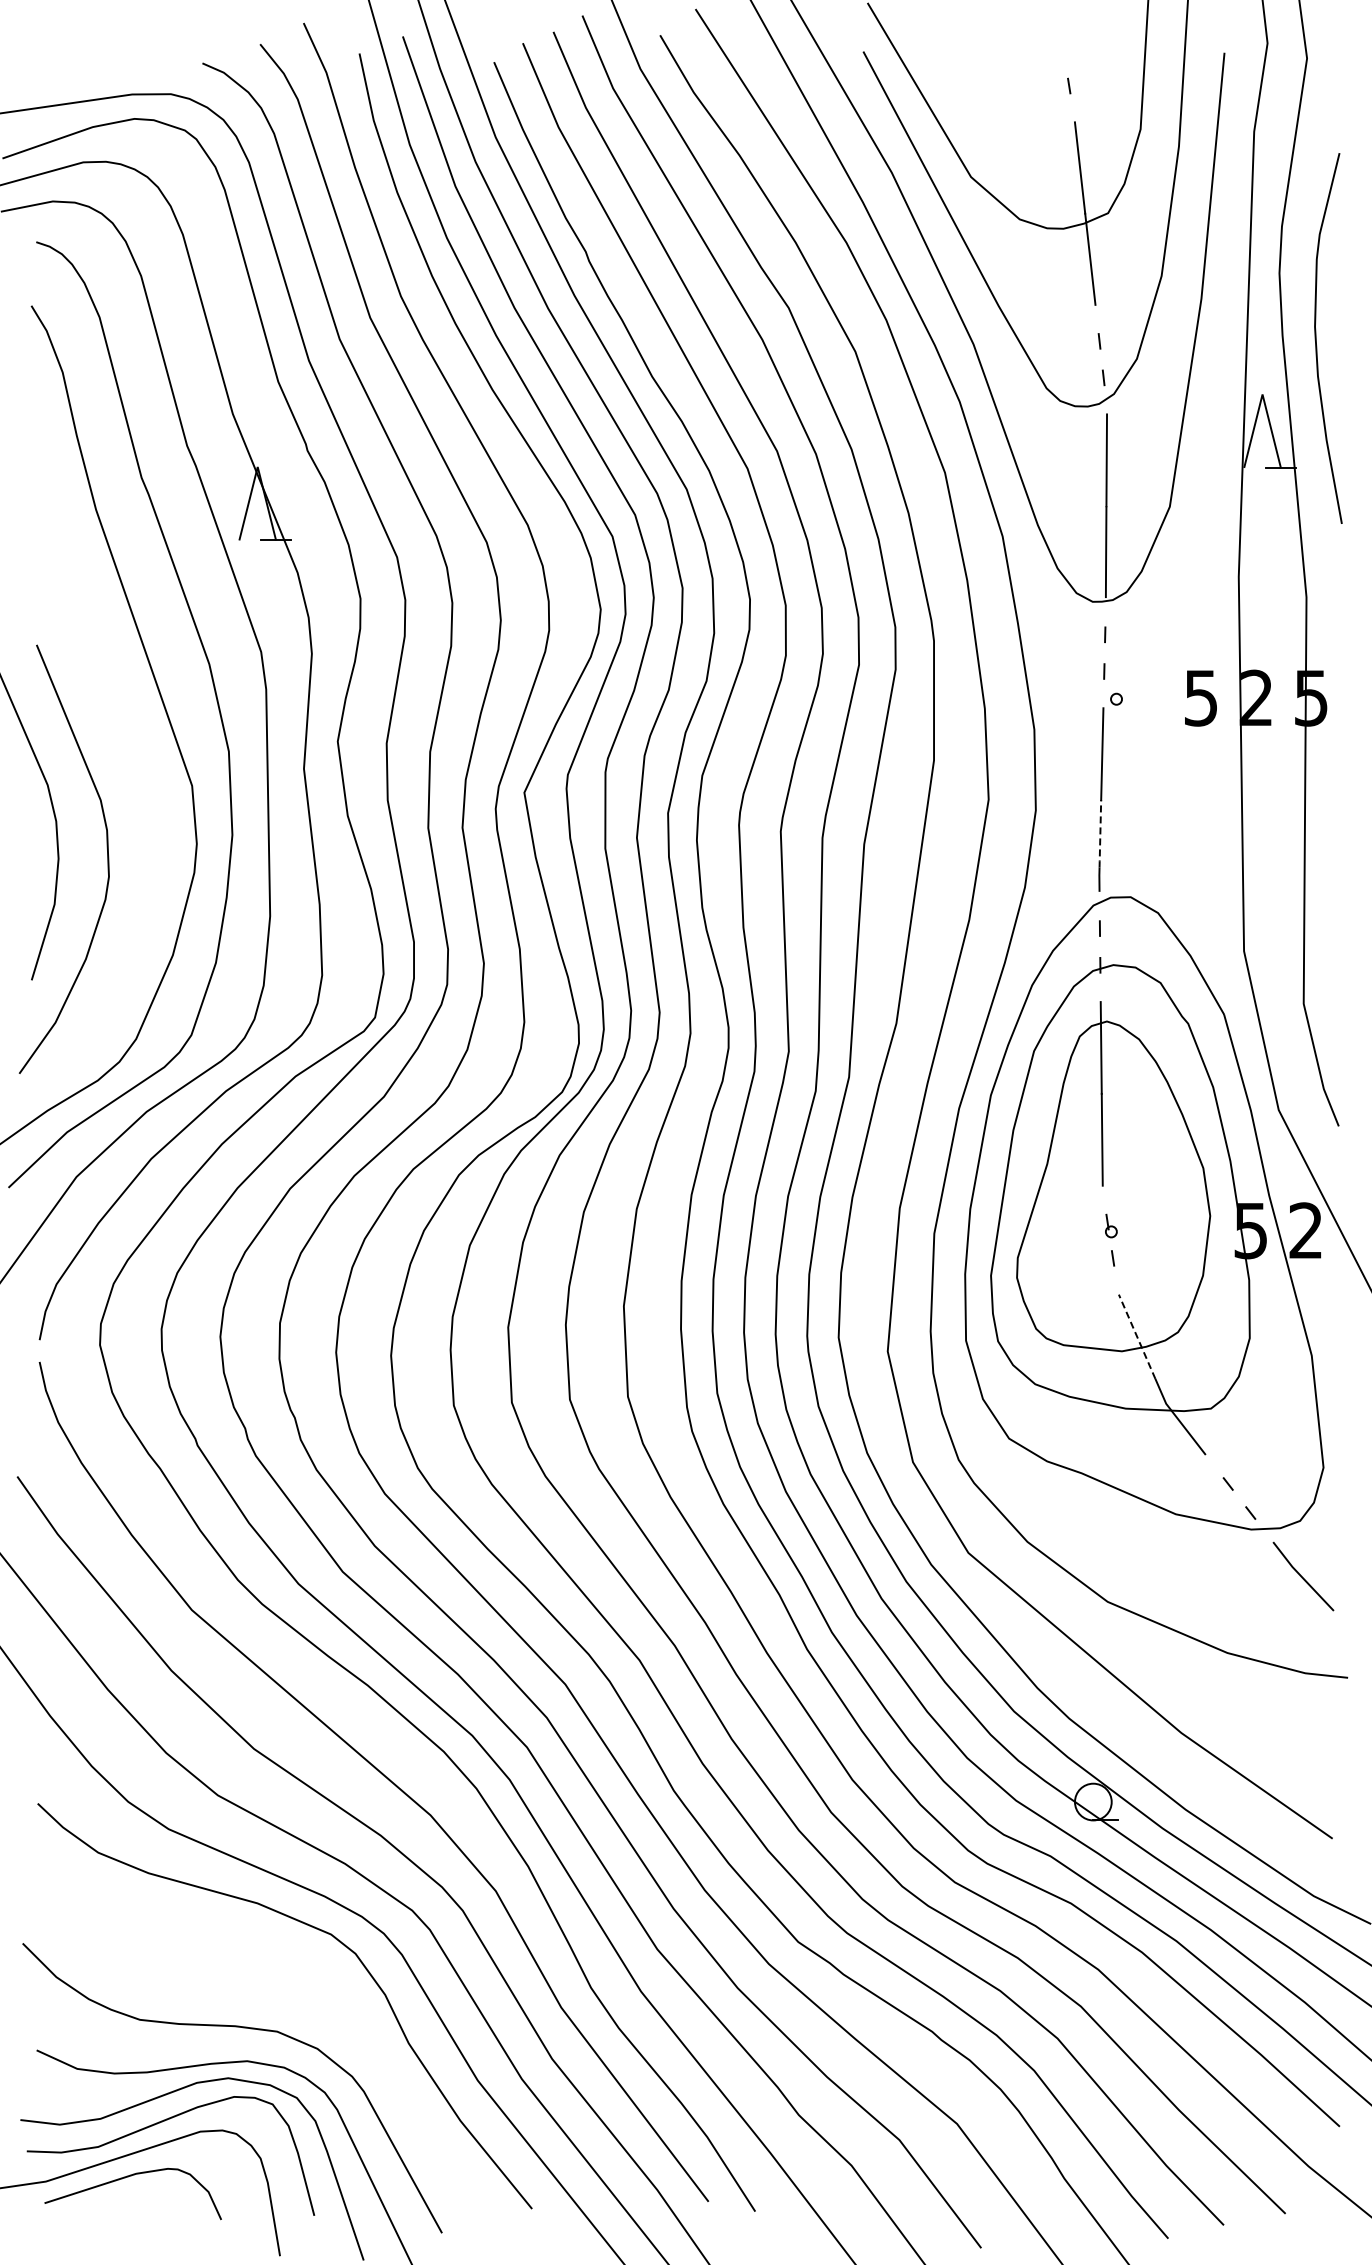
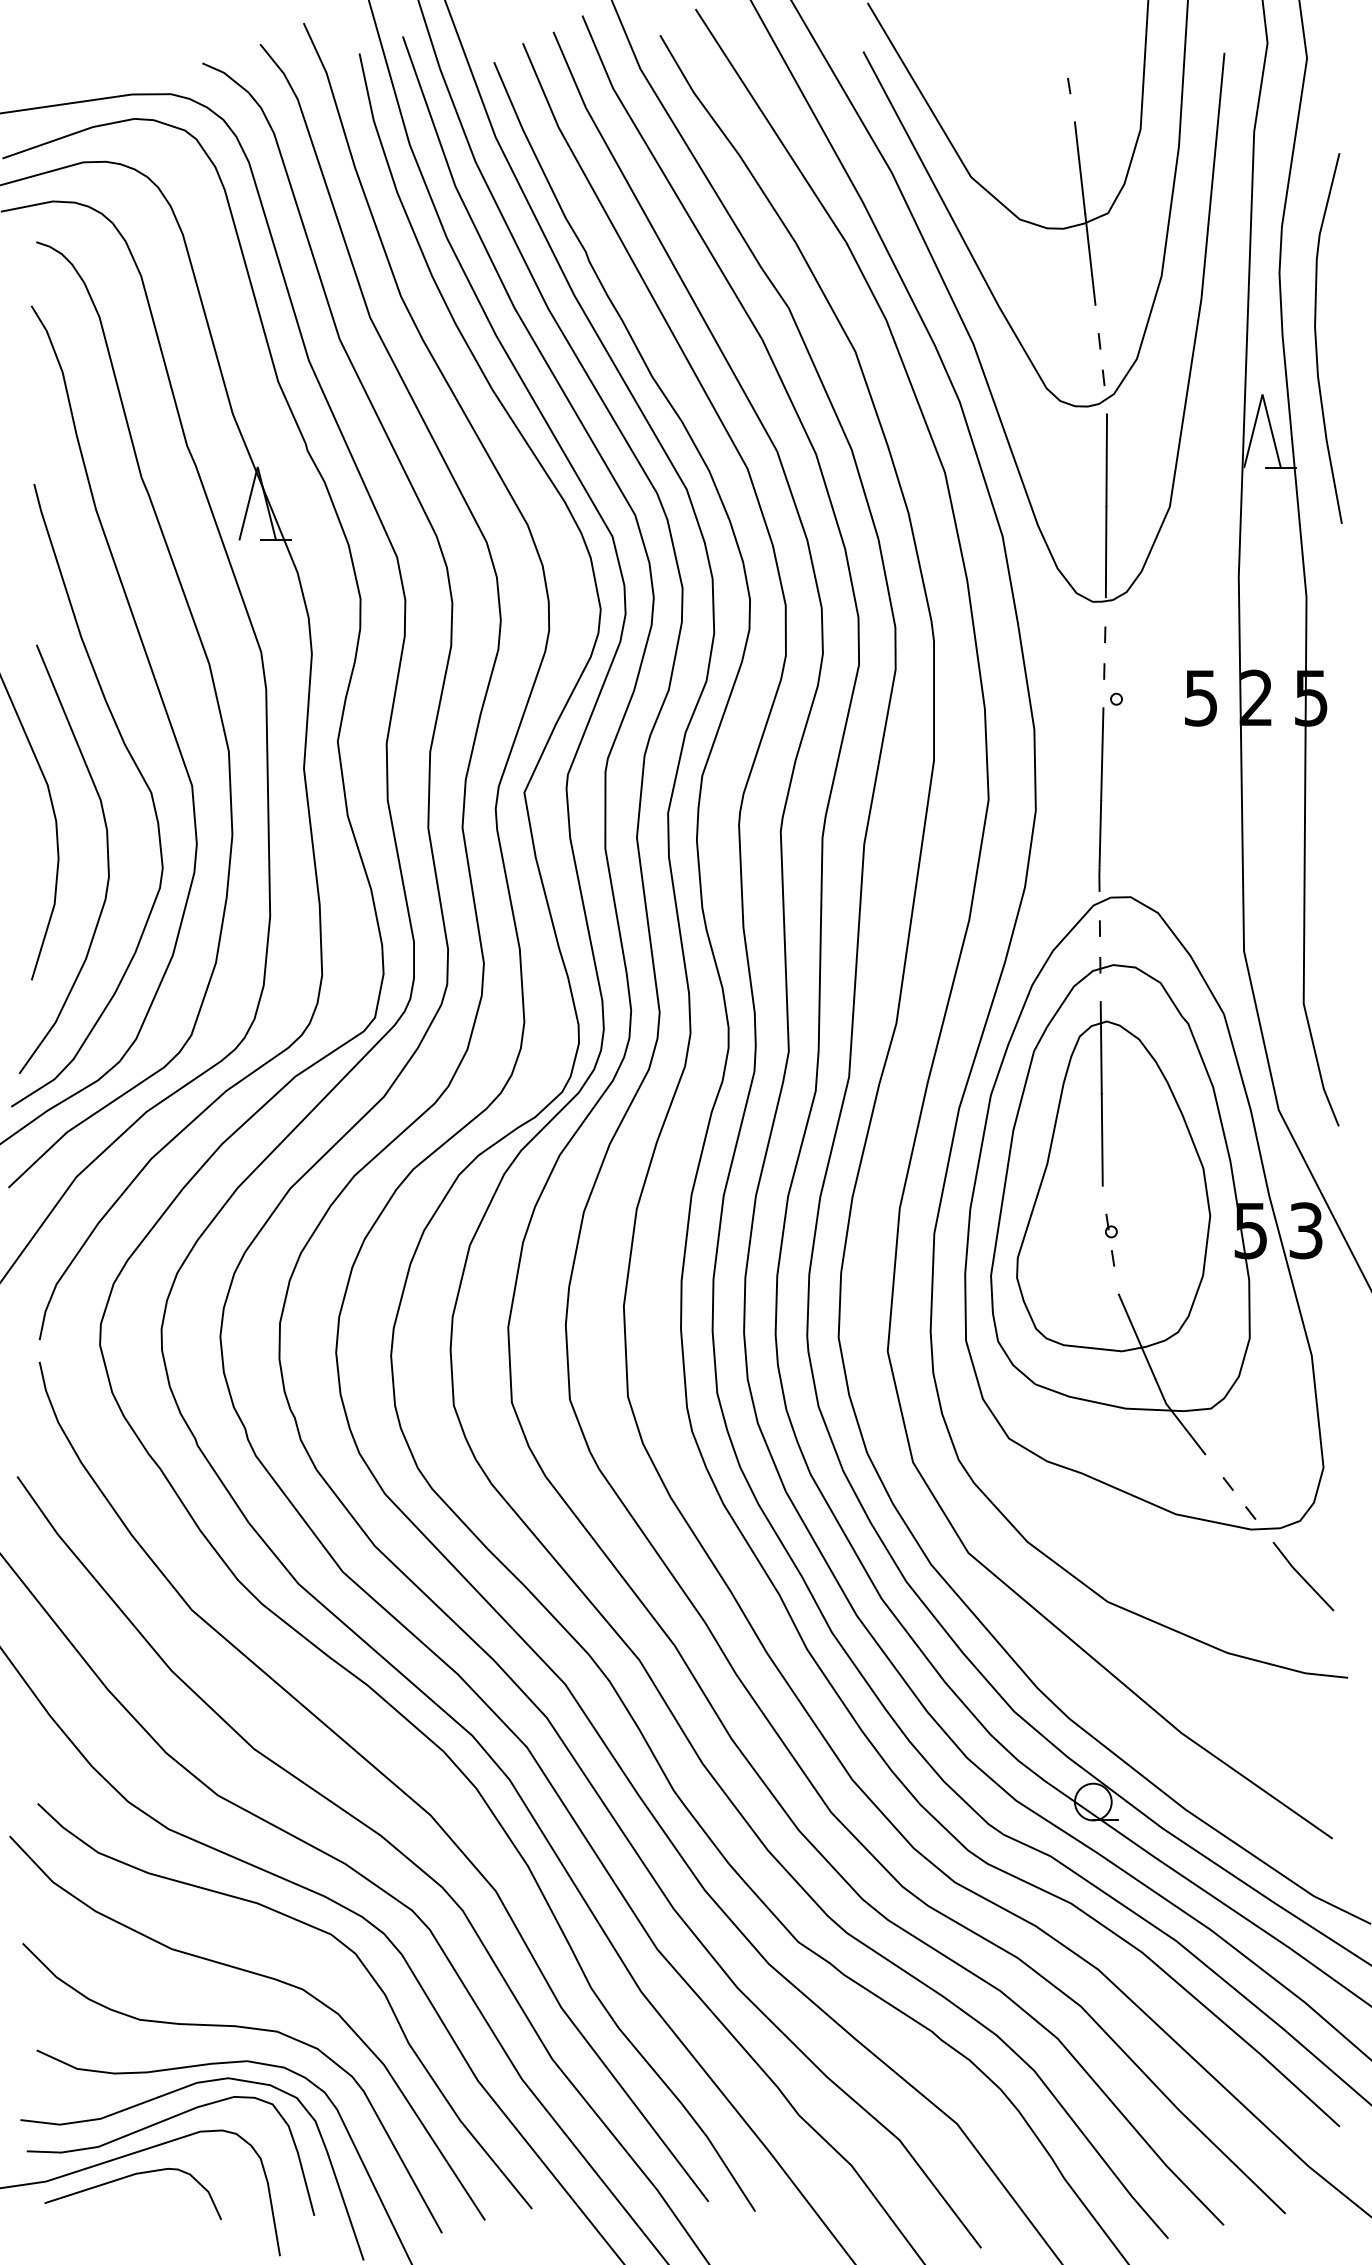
curve: none -> present (135, 766)
line: dashed -> solid (1100, 834)
text: 2 -> 3 (1305, 1230)
line: dashed -> solid (1137, 1336)
curve: none -> present (264, 1977)
